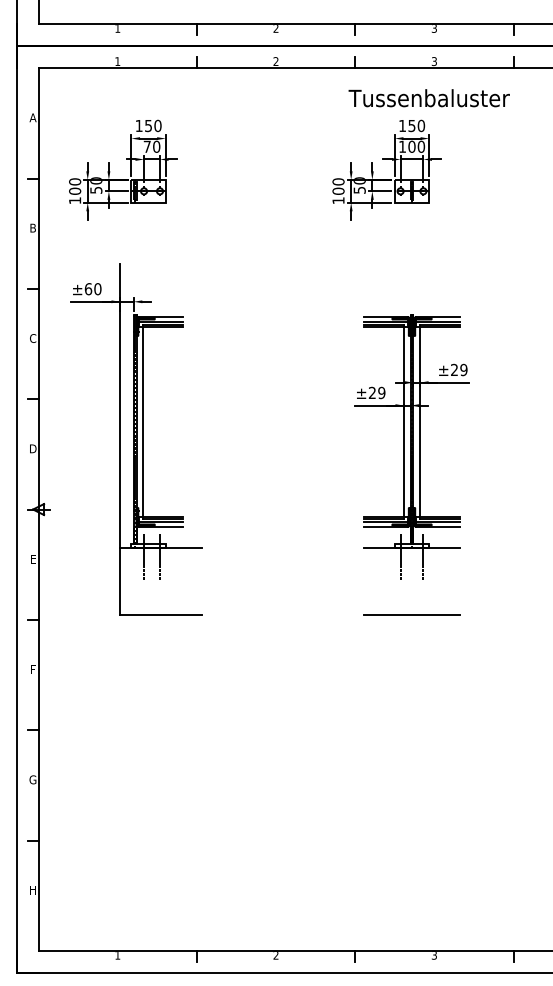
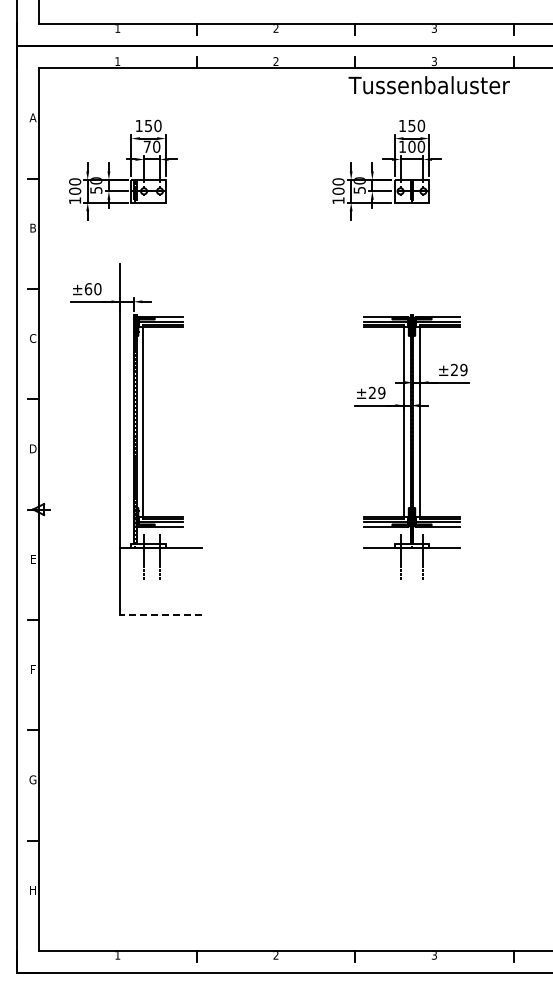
text position: (428, 98) -> (428, 85) (428, 85)
line: solid -> dashed (160, 615)
line: present -> none (411, 615)
